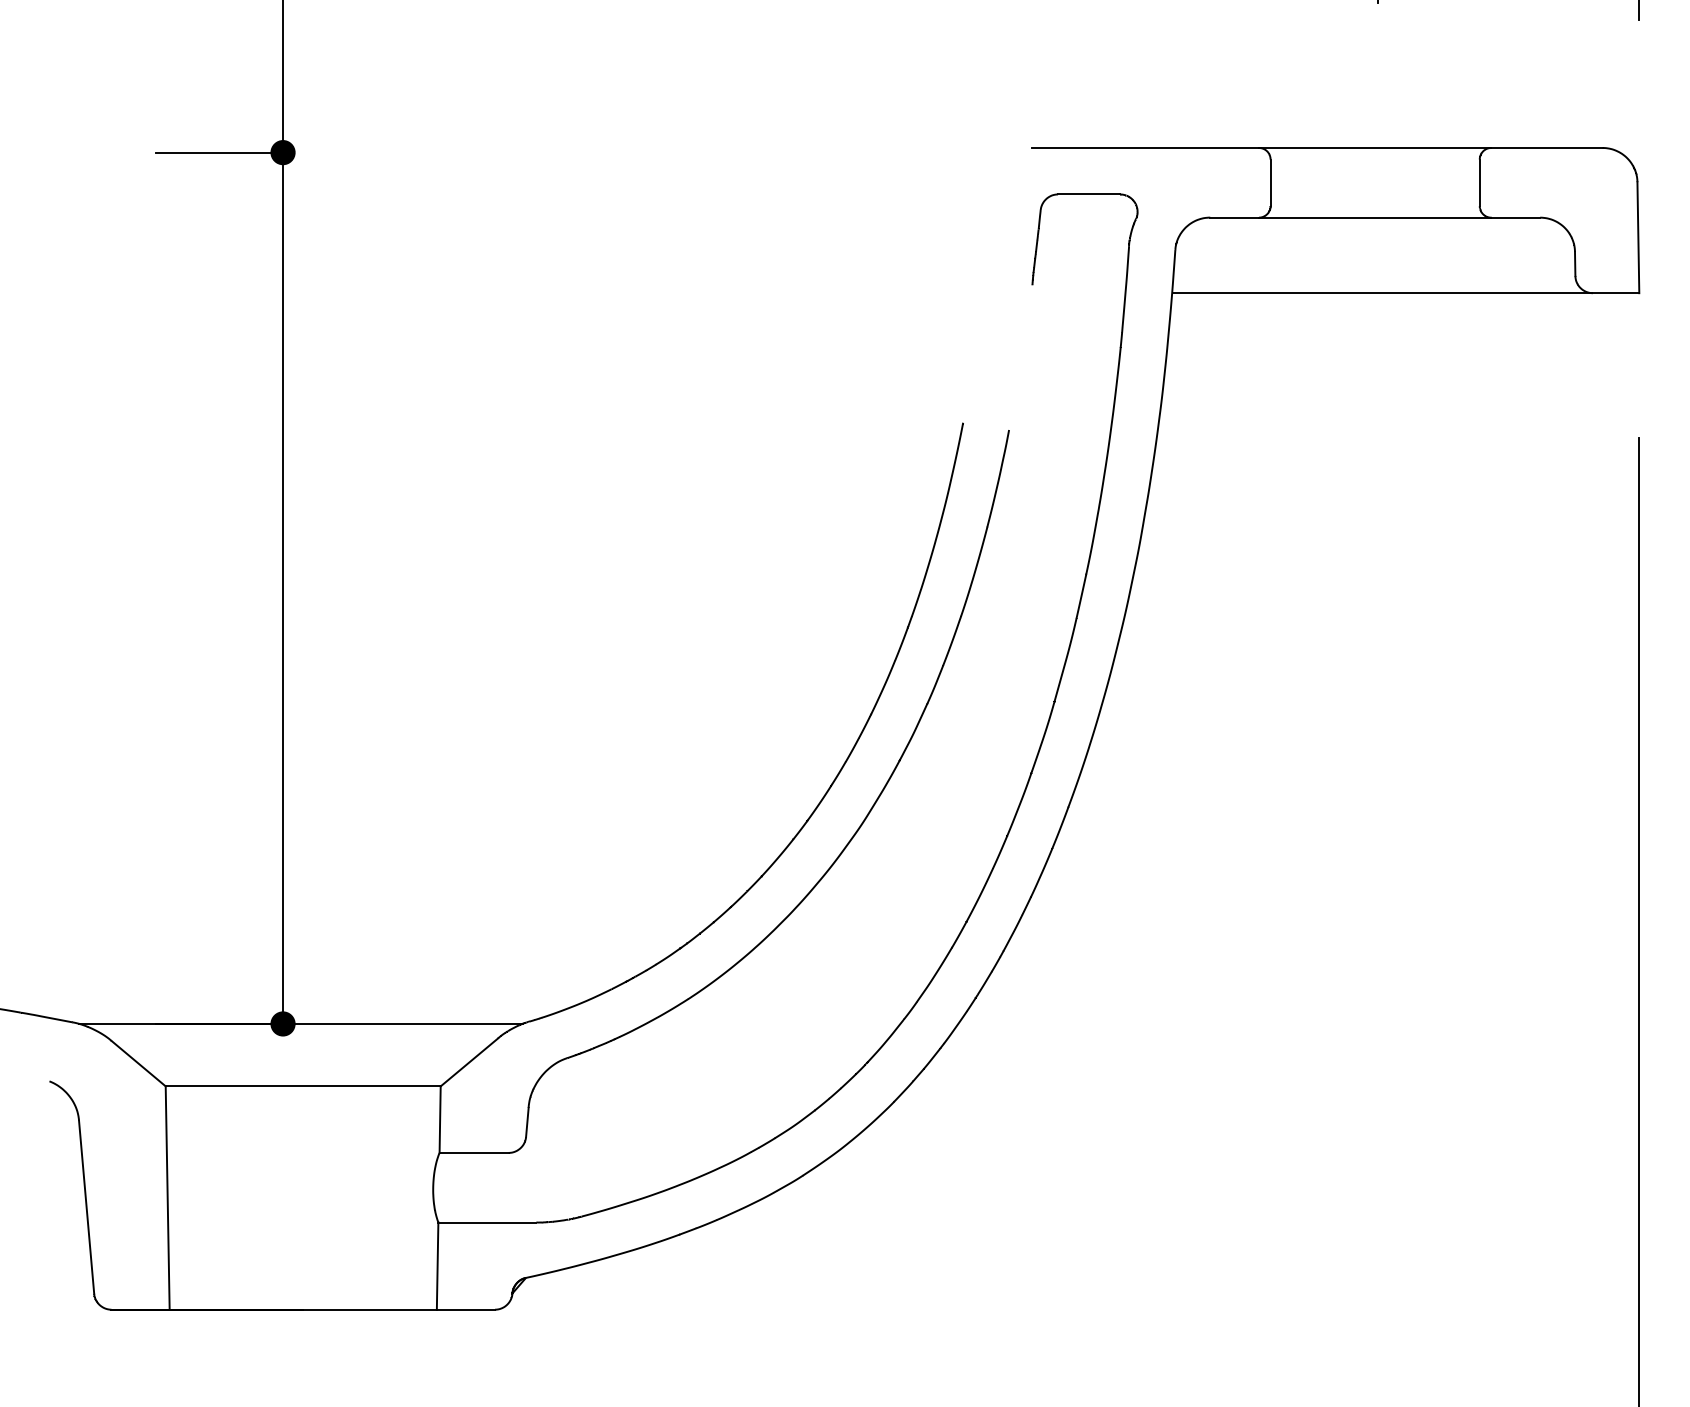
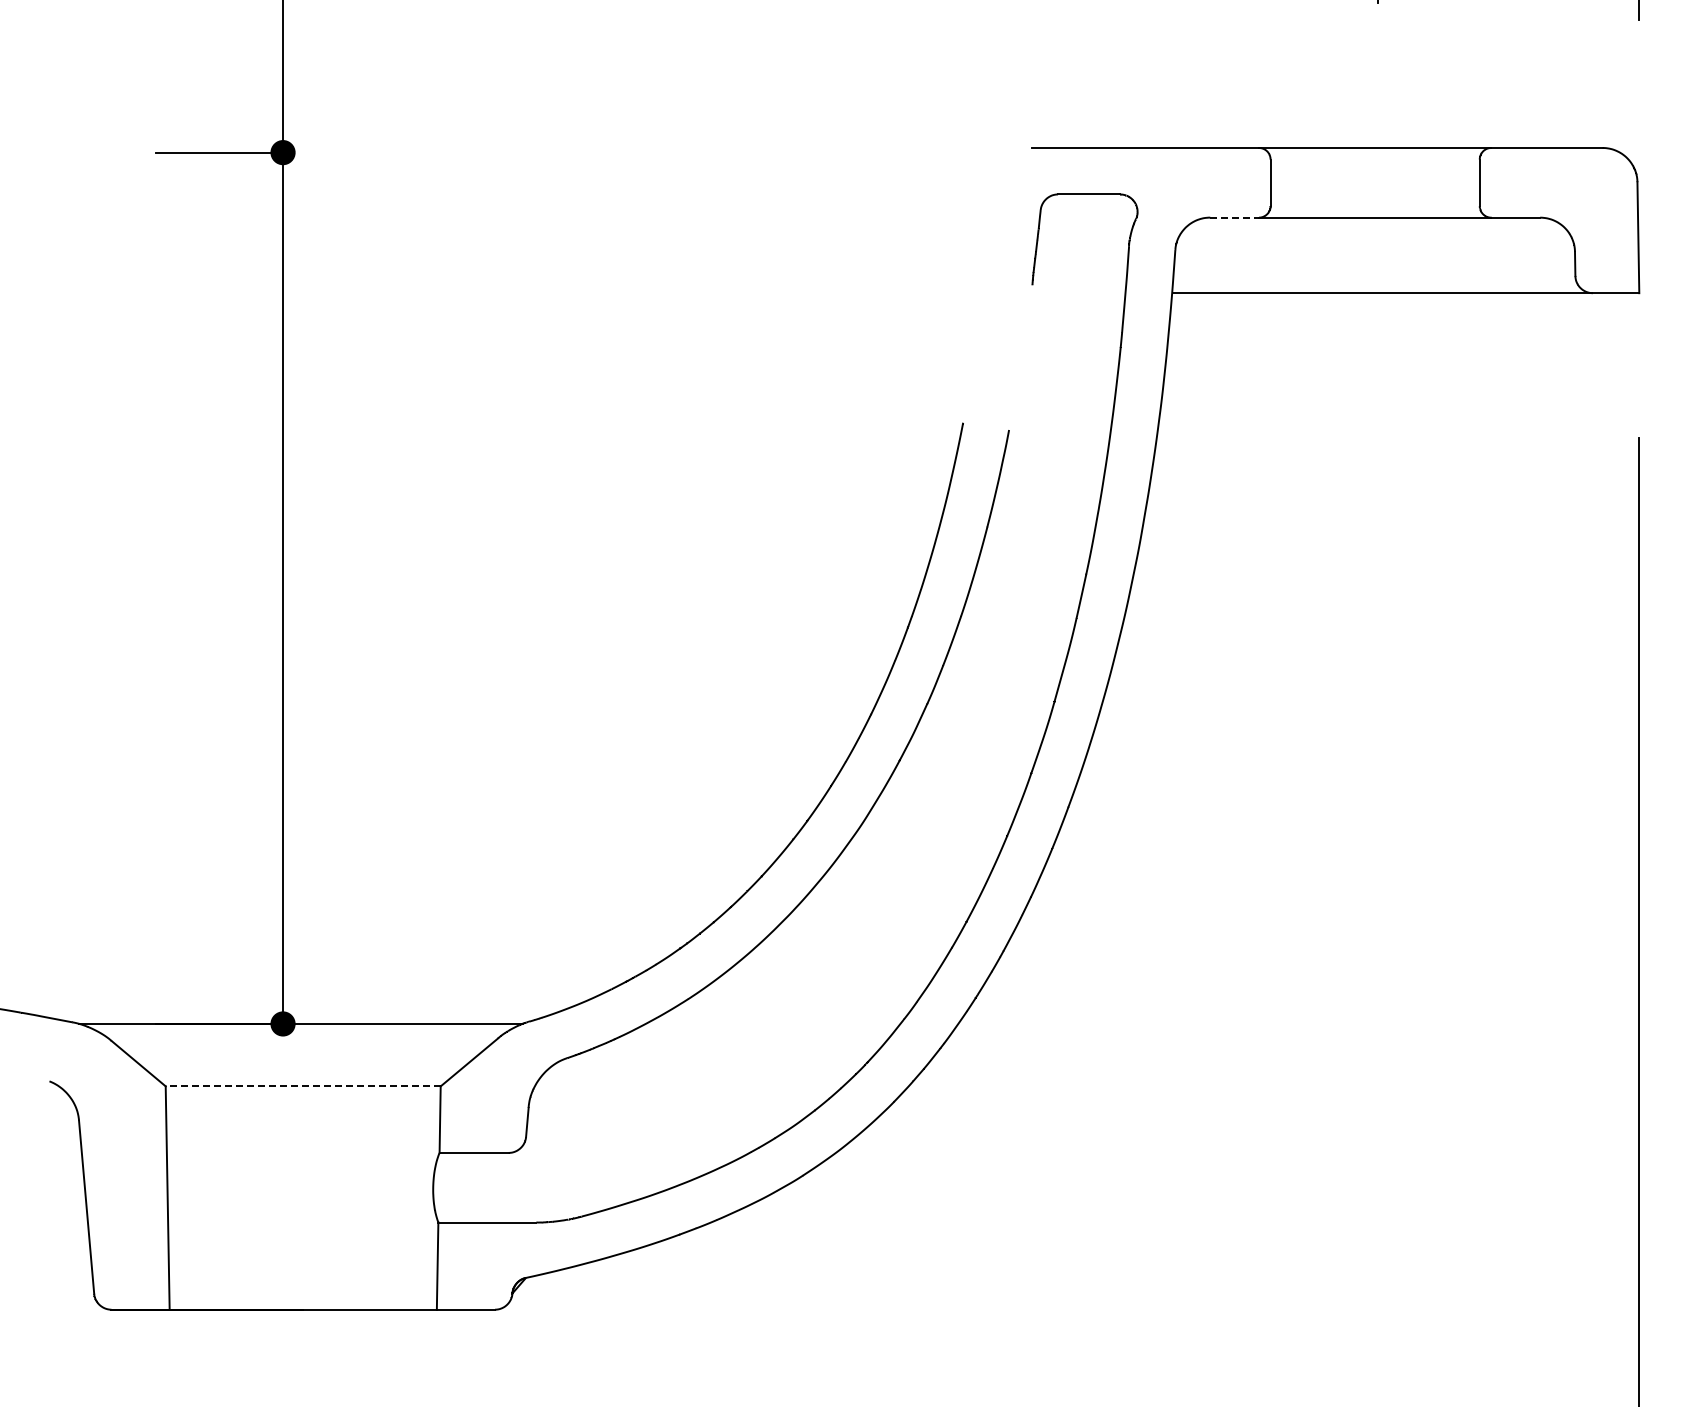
line: solid -> dashed (1235, 217)
line: solid -> dashed (302, 1086)
